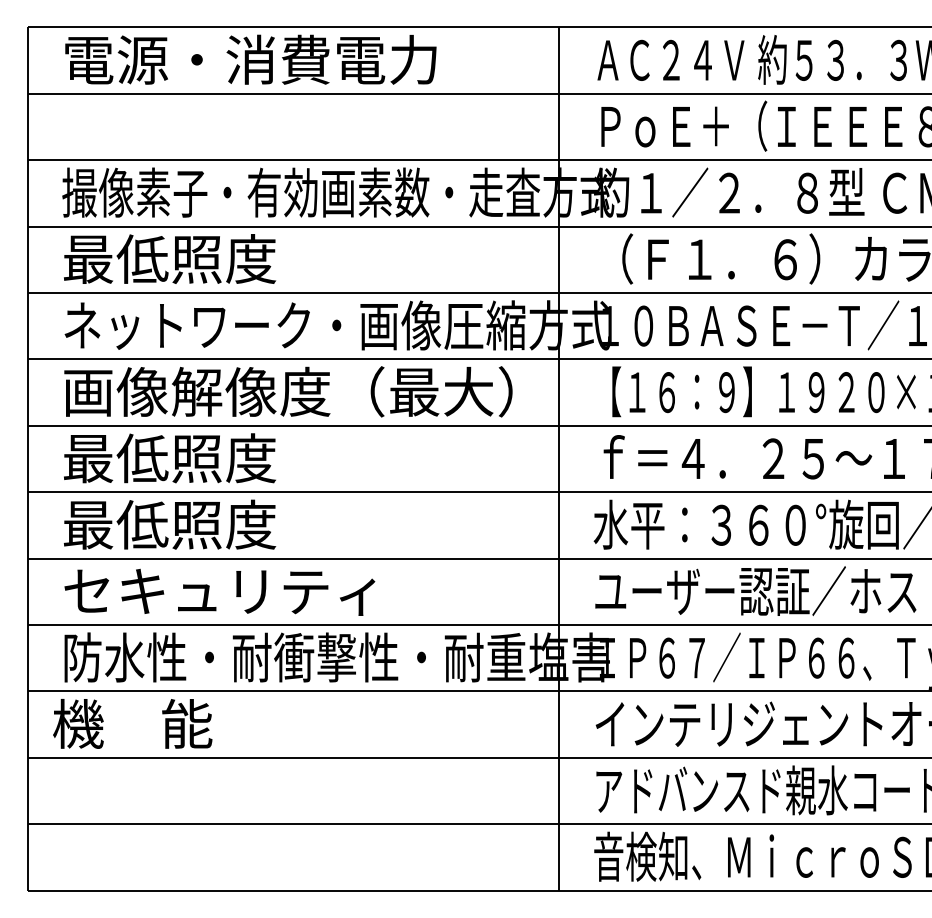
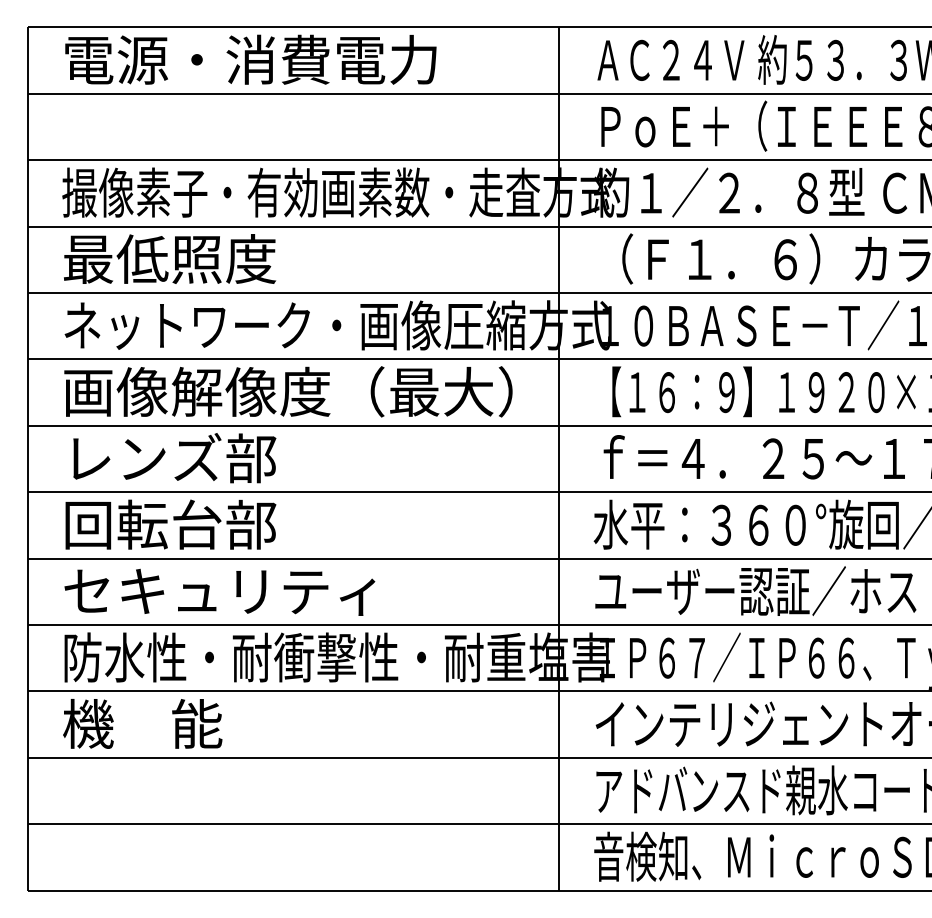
text: 最低照度 -> レンズ部 (170, 458)
text: 最低照度 -> 回転台部 (169, 524)
text position: (132, 723) -> (142, 723) (142, 723)
